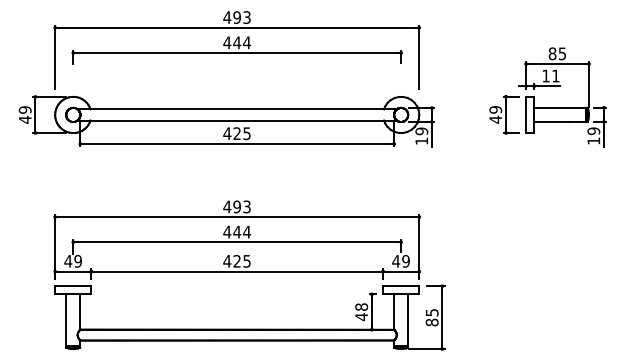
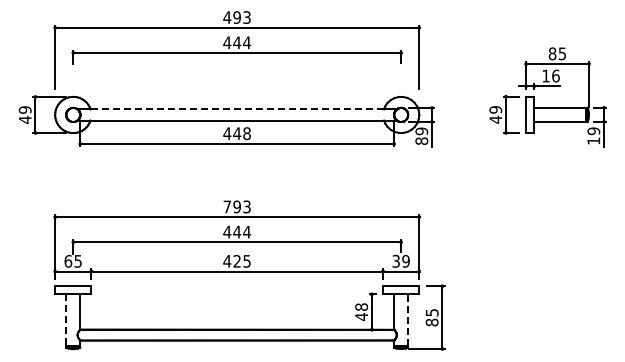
text: 11 -> 16 (555, 75)
line: solid -> dashed (237, 109)
text: 425 -> 448 (241, 133)
text: 19 -> 89 (421, 140)
text: 493 -> 793 (227, 206)
text: 49 -> 65 (72, 260)
text: 49 -> 39 (396, 260)
line: solid -> dashed (66, 320)
line: solid -> dashed (408, 320)
